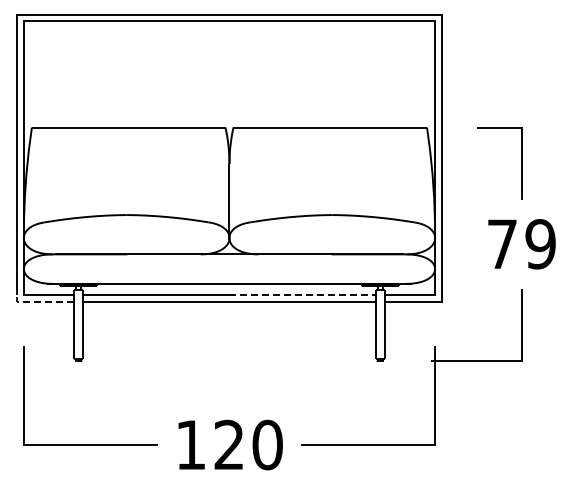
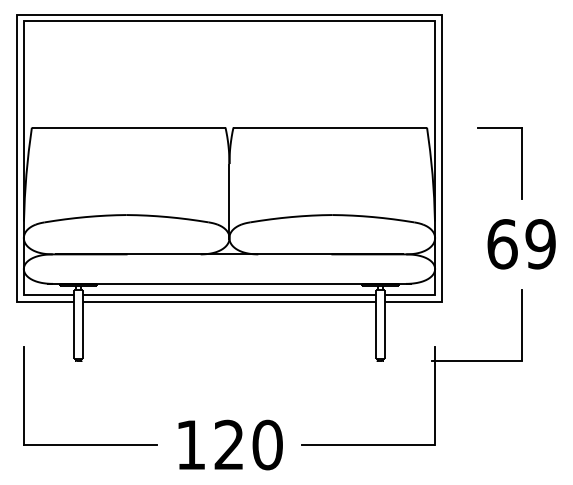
text: 79 -> 69 (502, 244)
line: dashed -> solid (302, 295)
line: dashed -> solid (41, 302)
